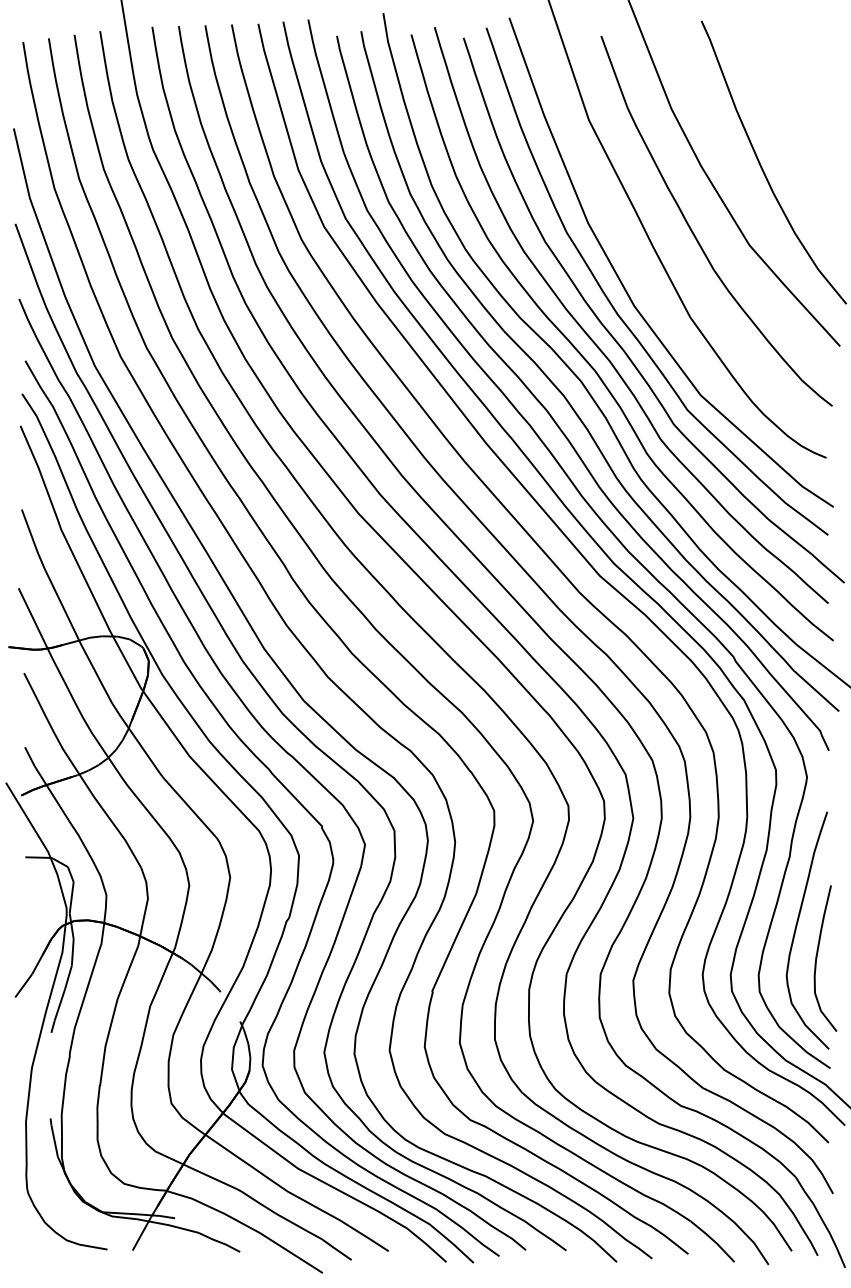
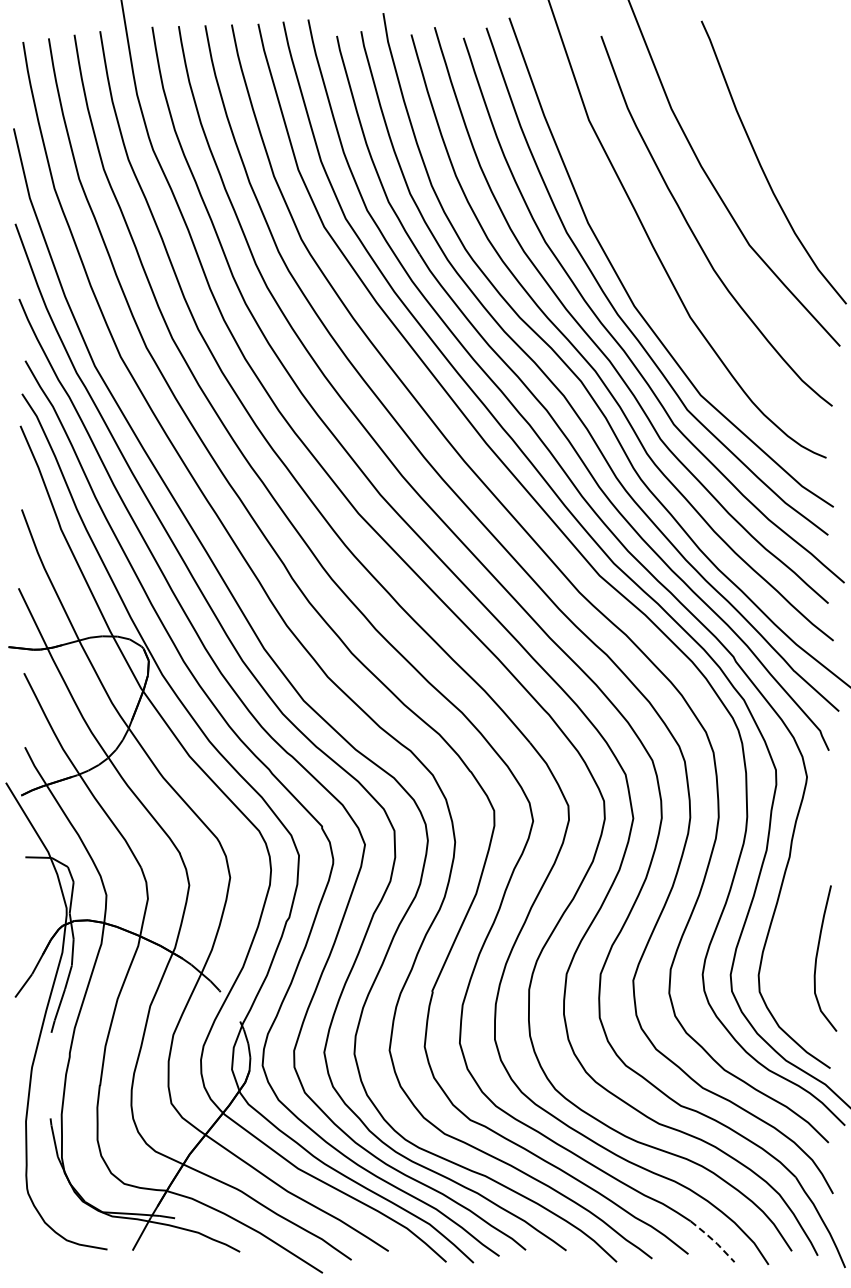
curve: present -> none (797, 926)
line: solid -> dashed (713, 1240)
